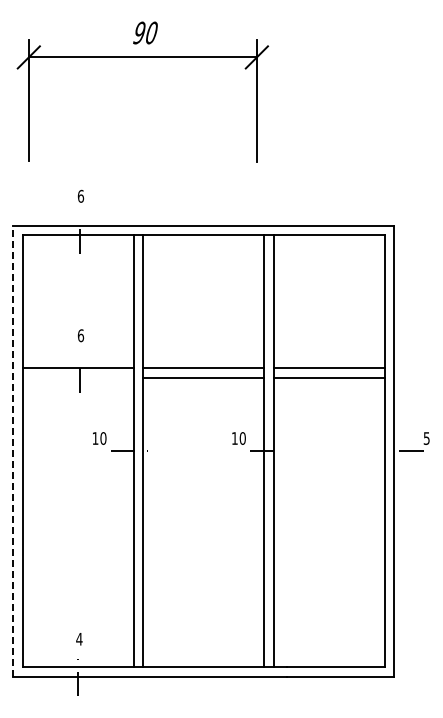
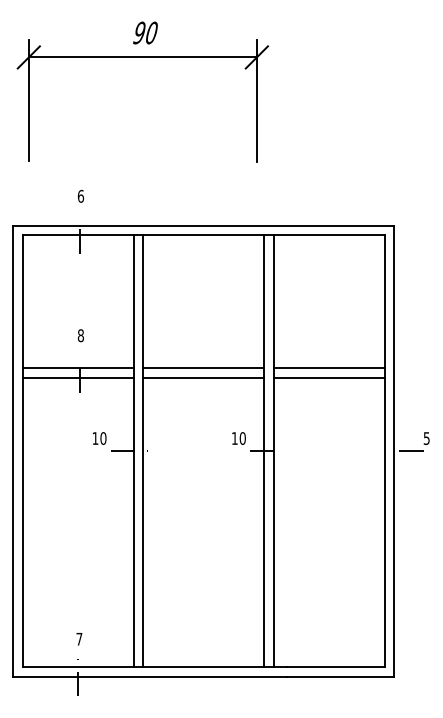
text: 6 -> 8 (80, 335)
line: none -> present (77, 377)
line: dashed -> solid (13, 451)
text: 4 -> 7 (79, 639)
